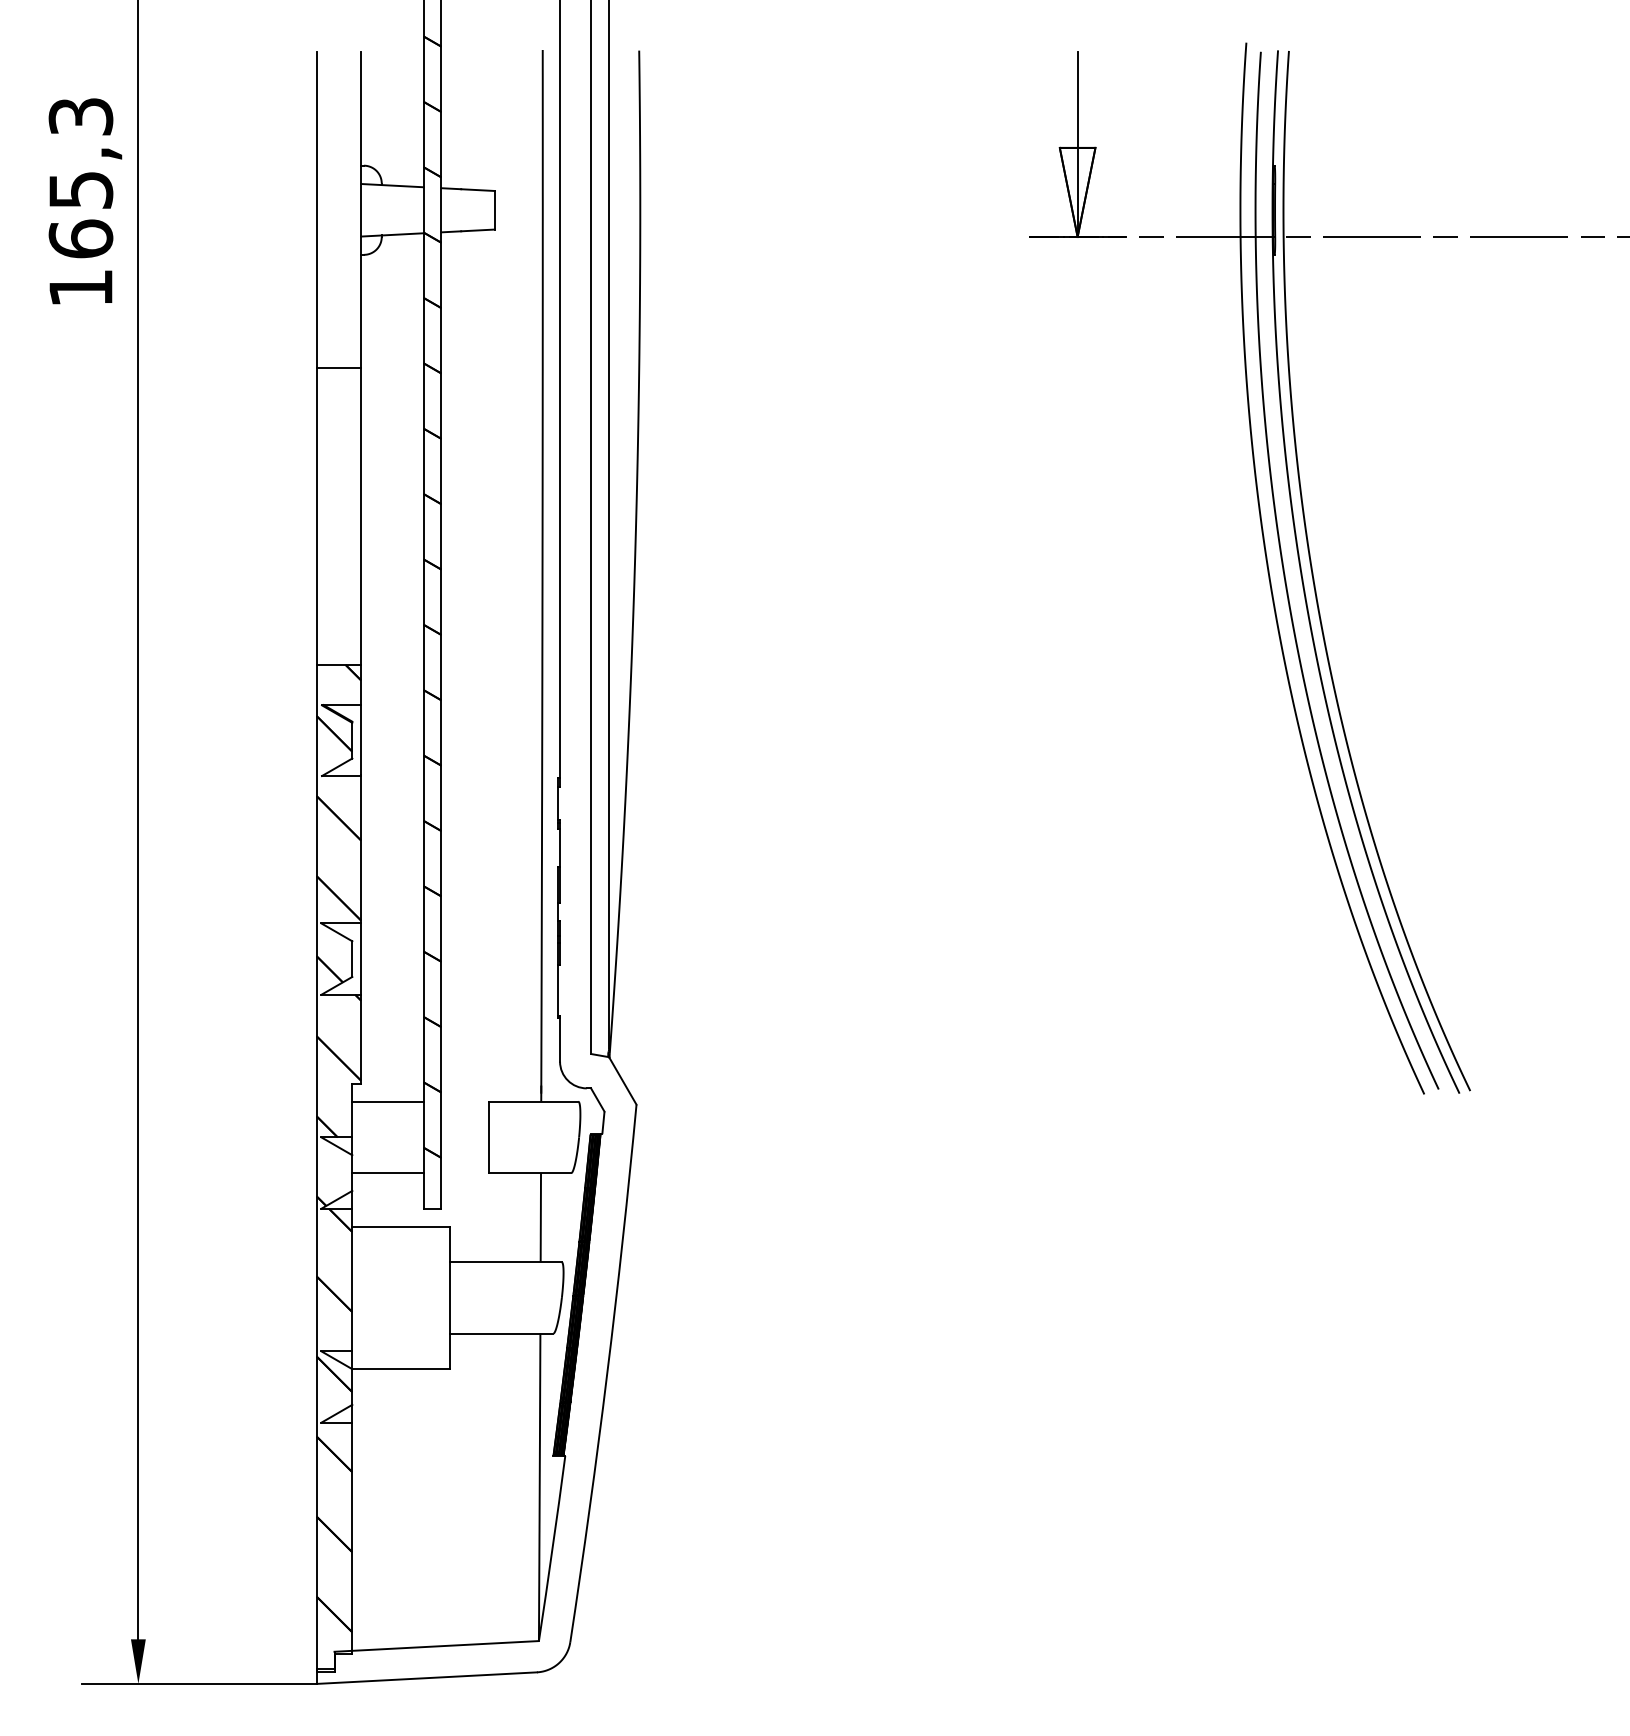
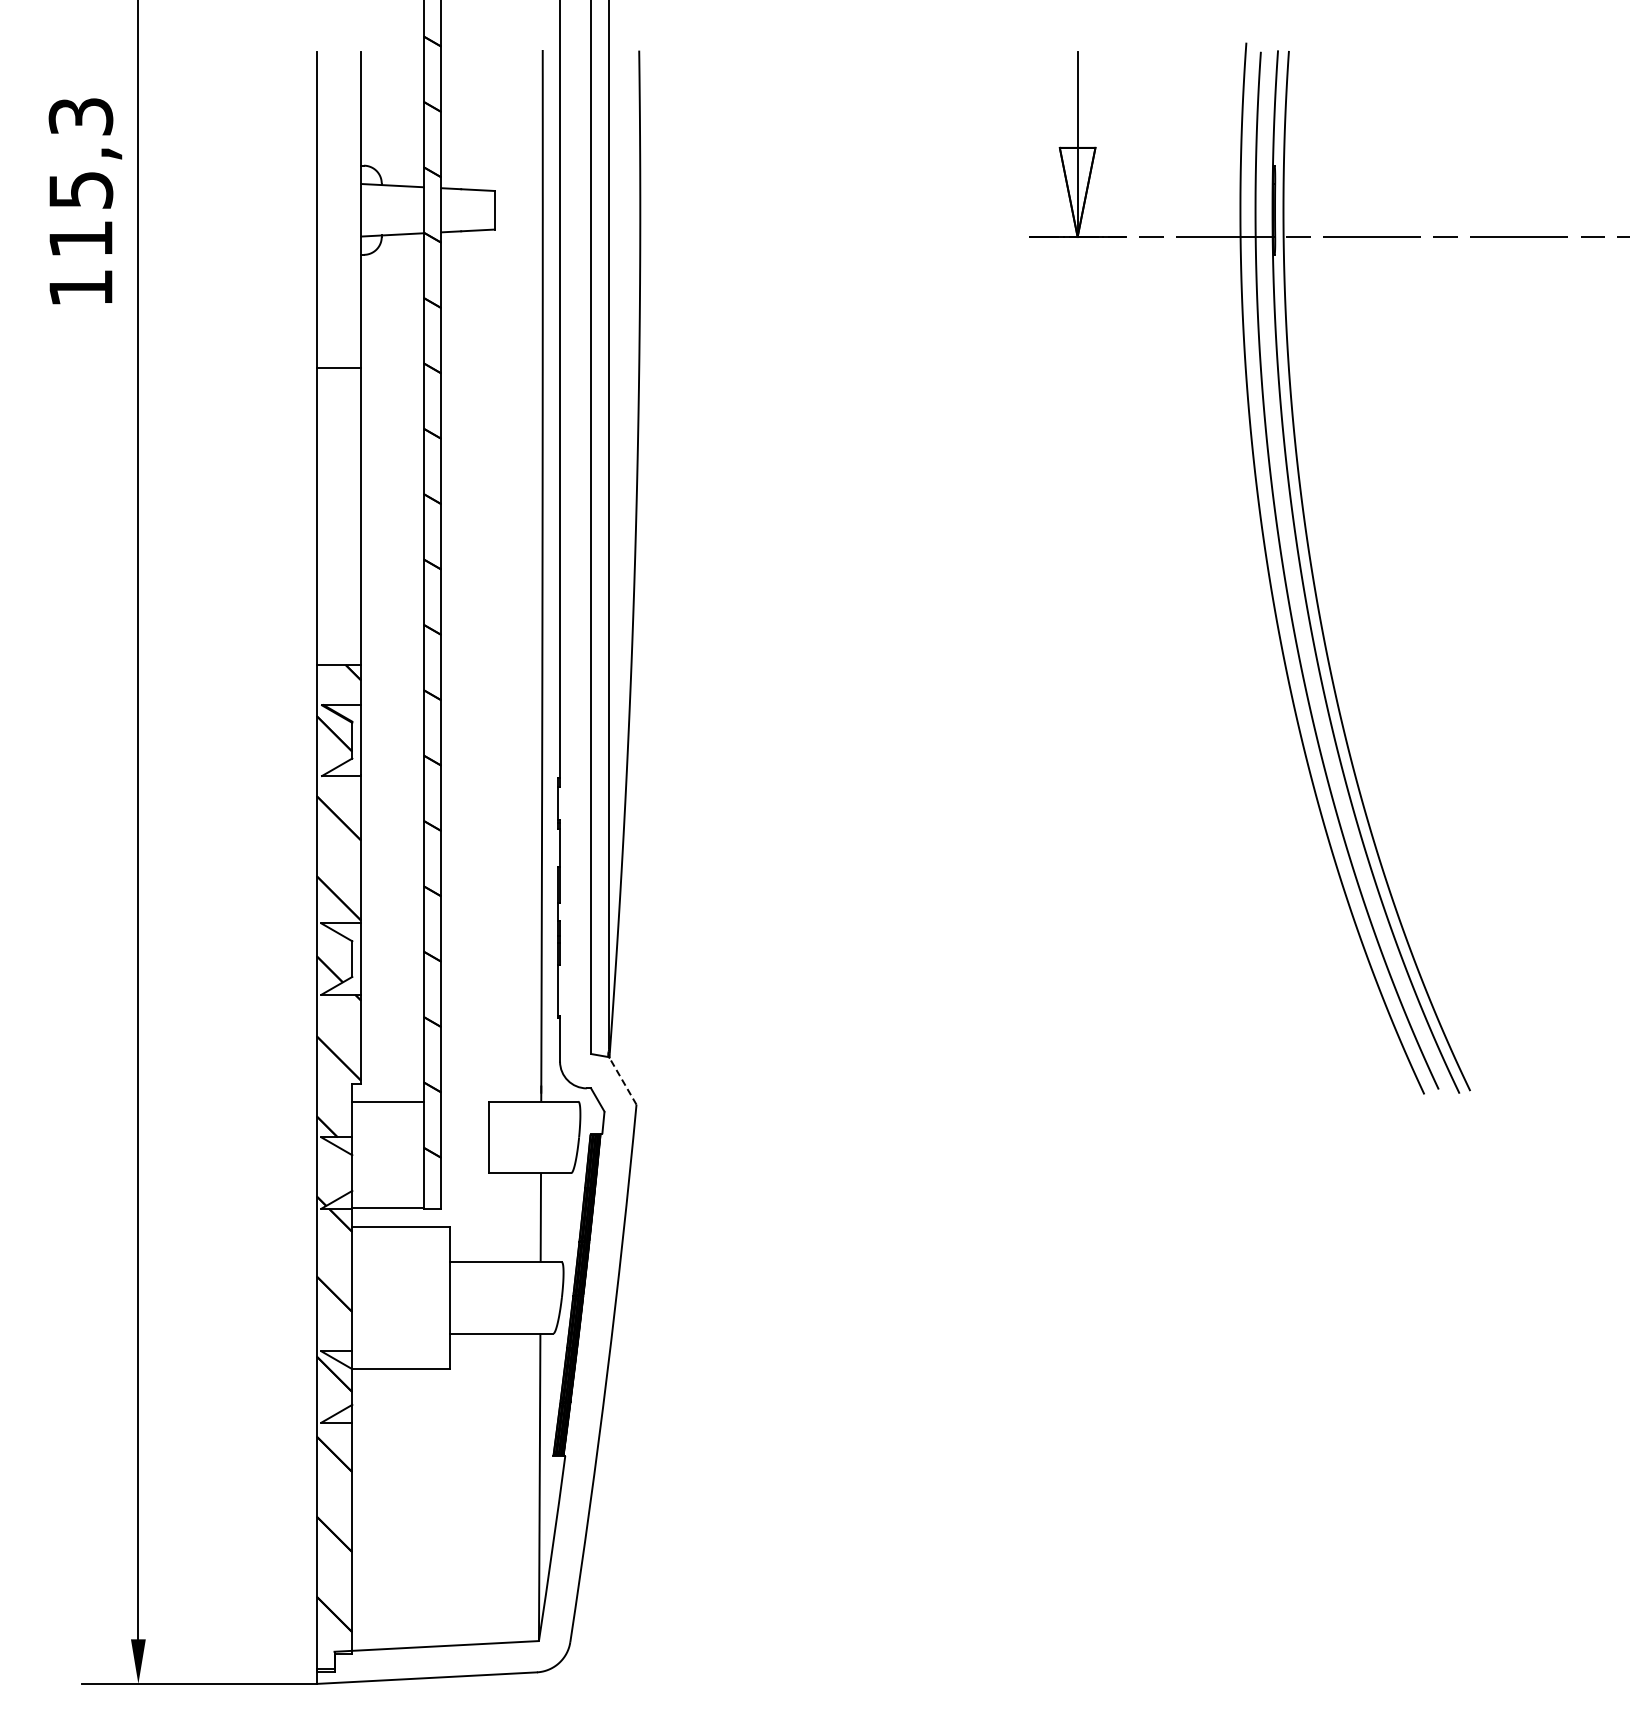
text: 165,3 -> 115,3 (80, 238)
line: solid -> dashed (622, 1080)
line position: (387, 1173) -> (387, 1208) (387, 1208)
